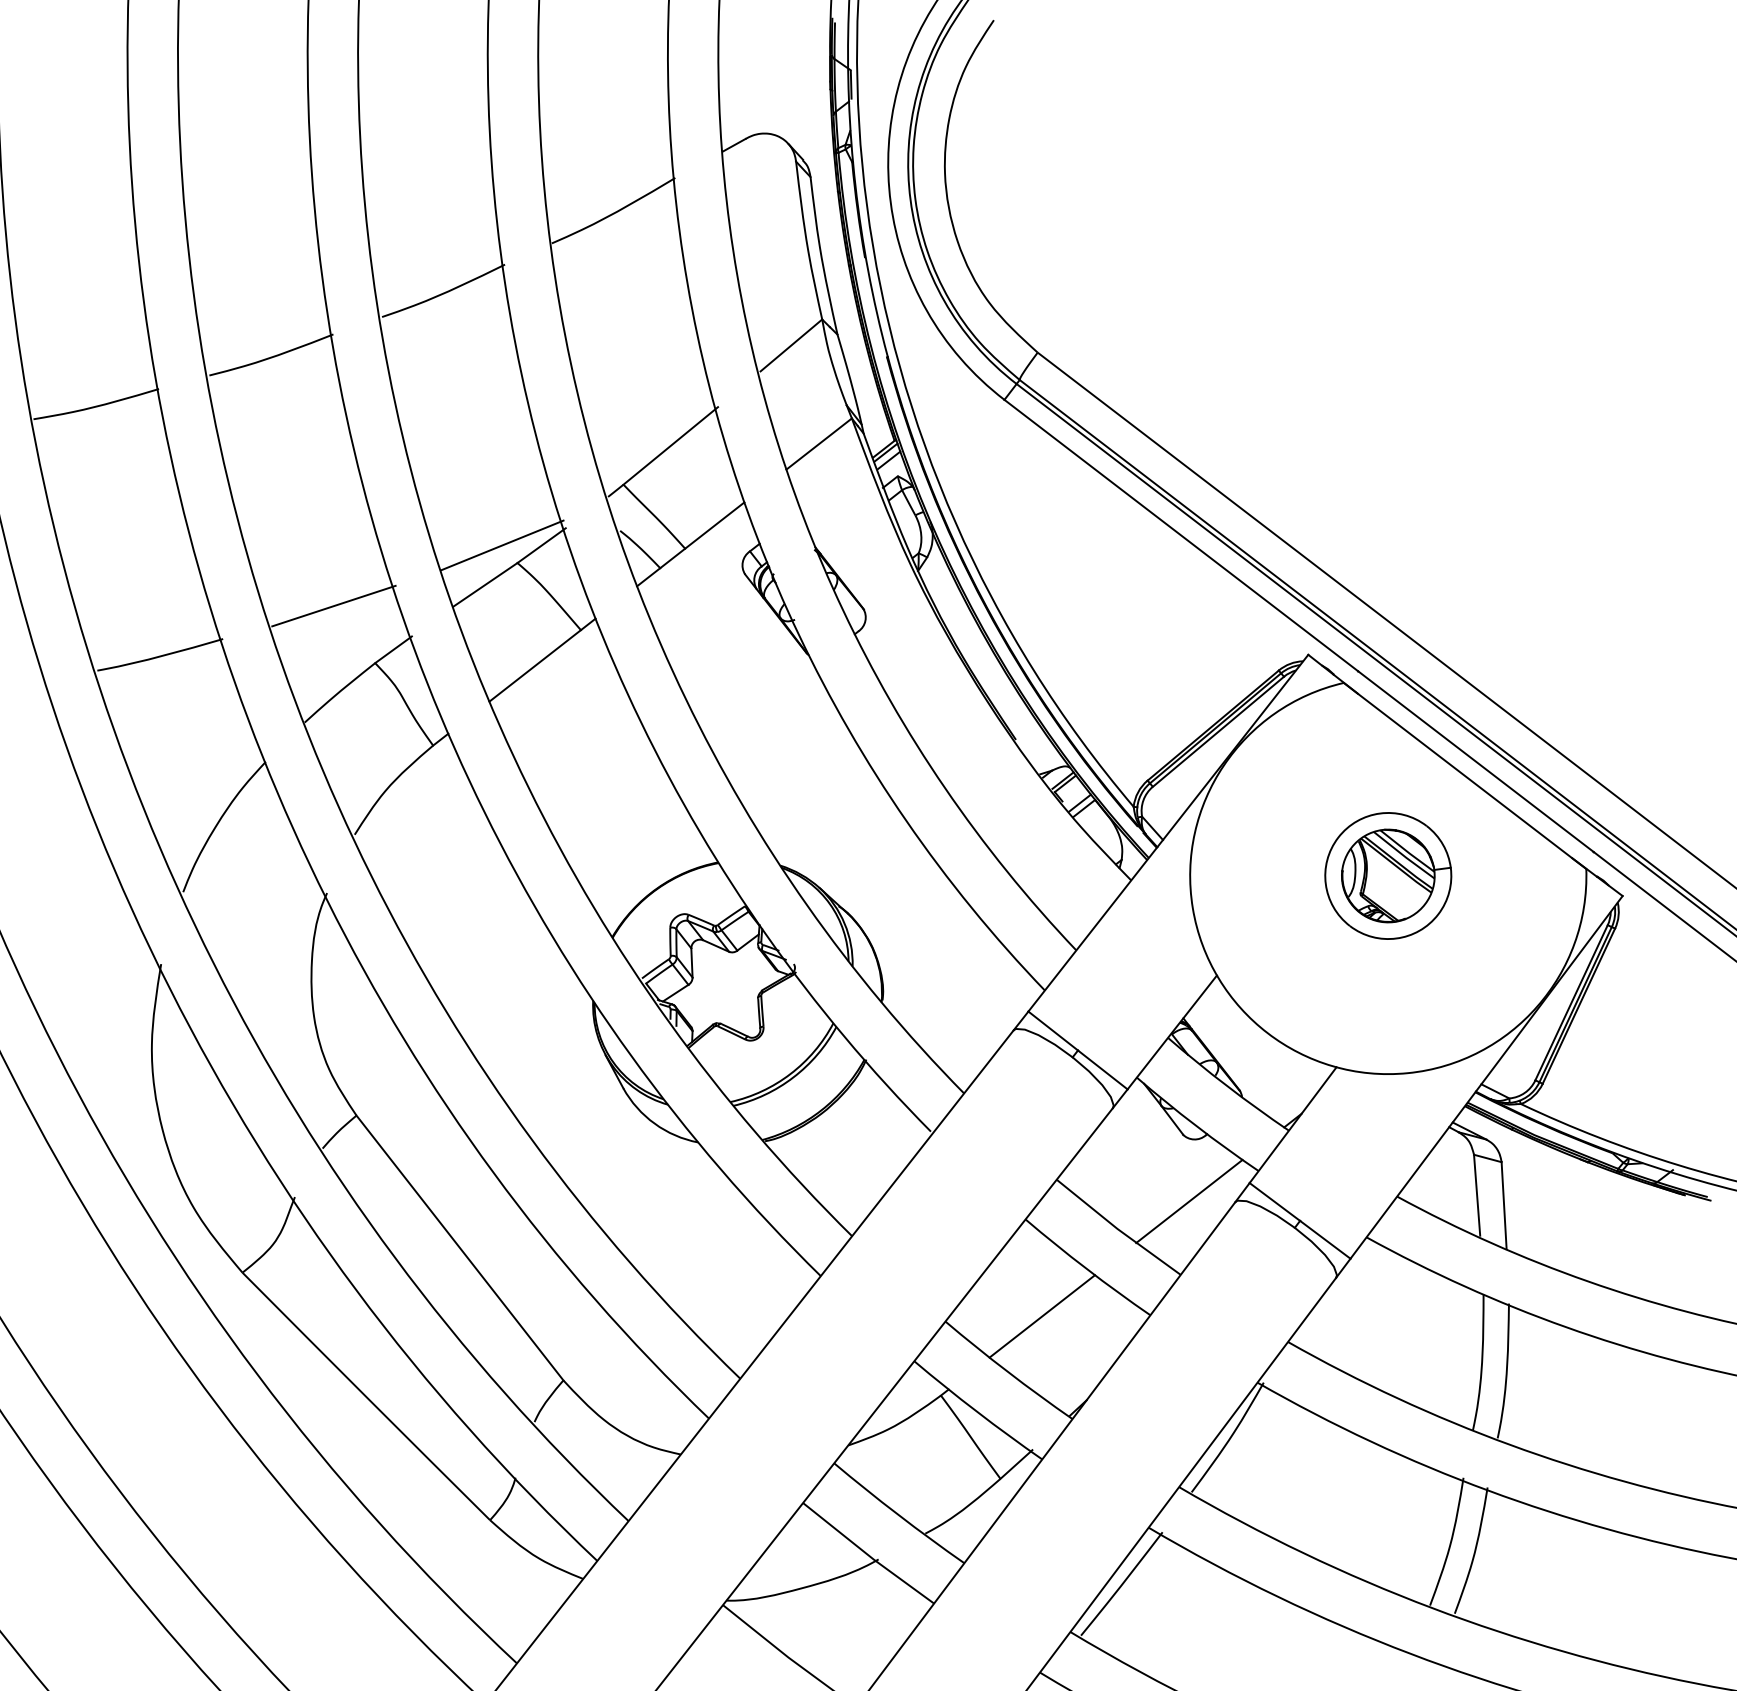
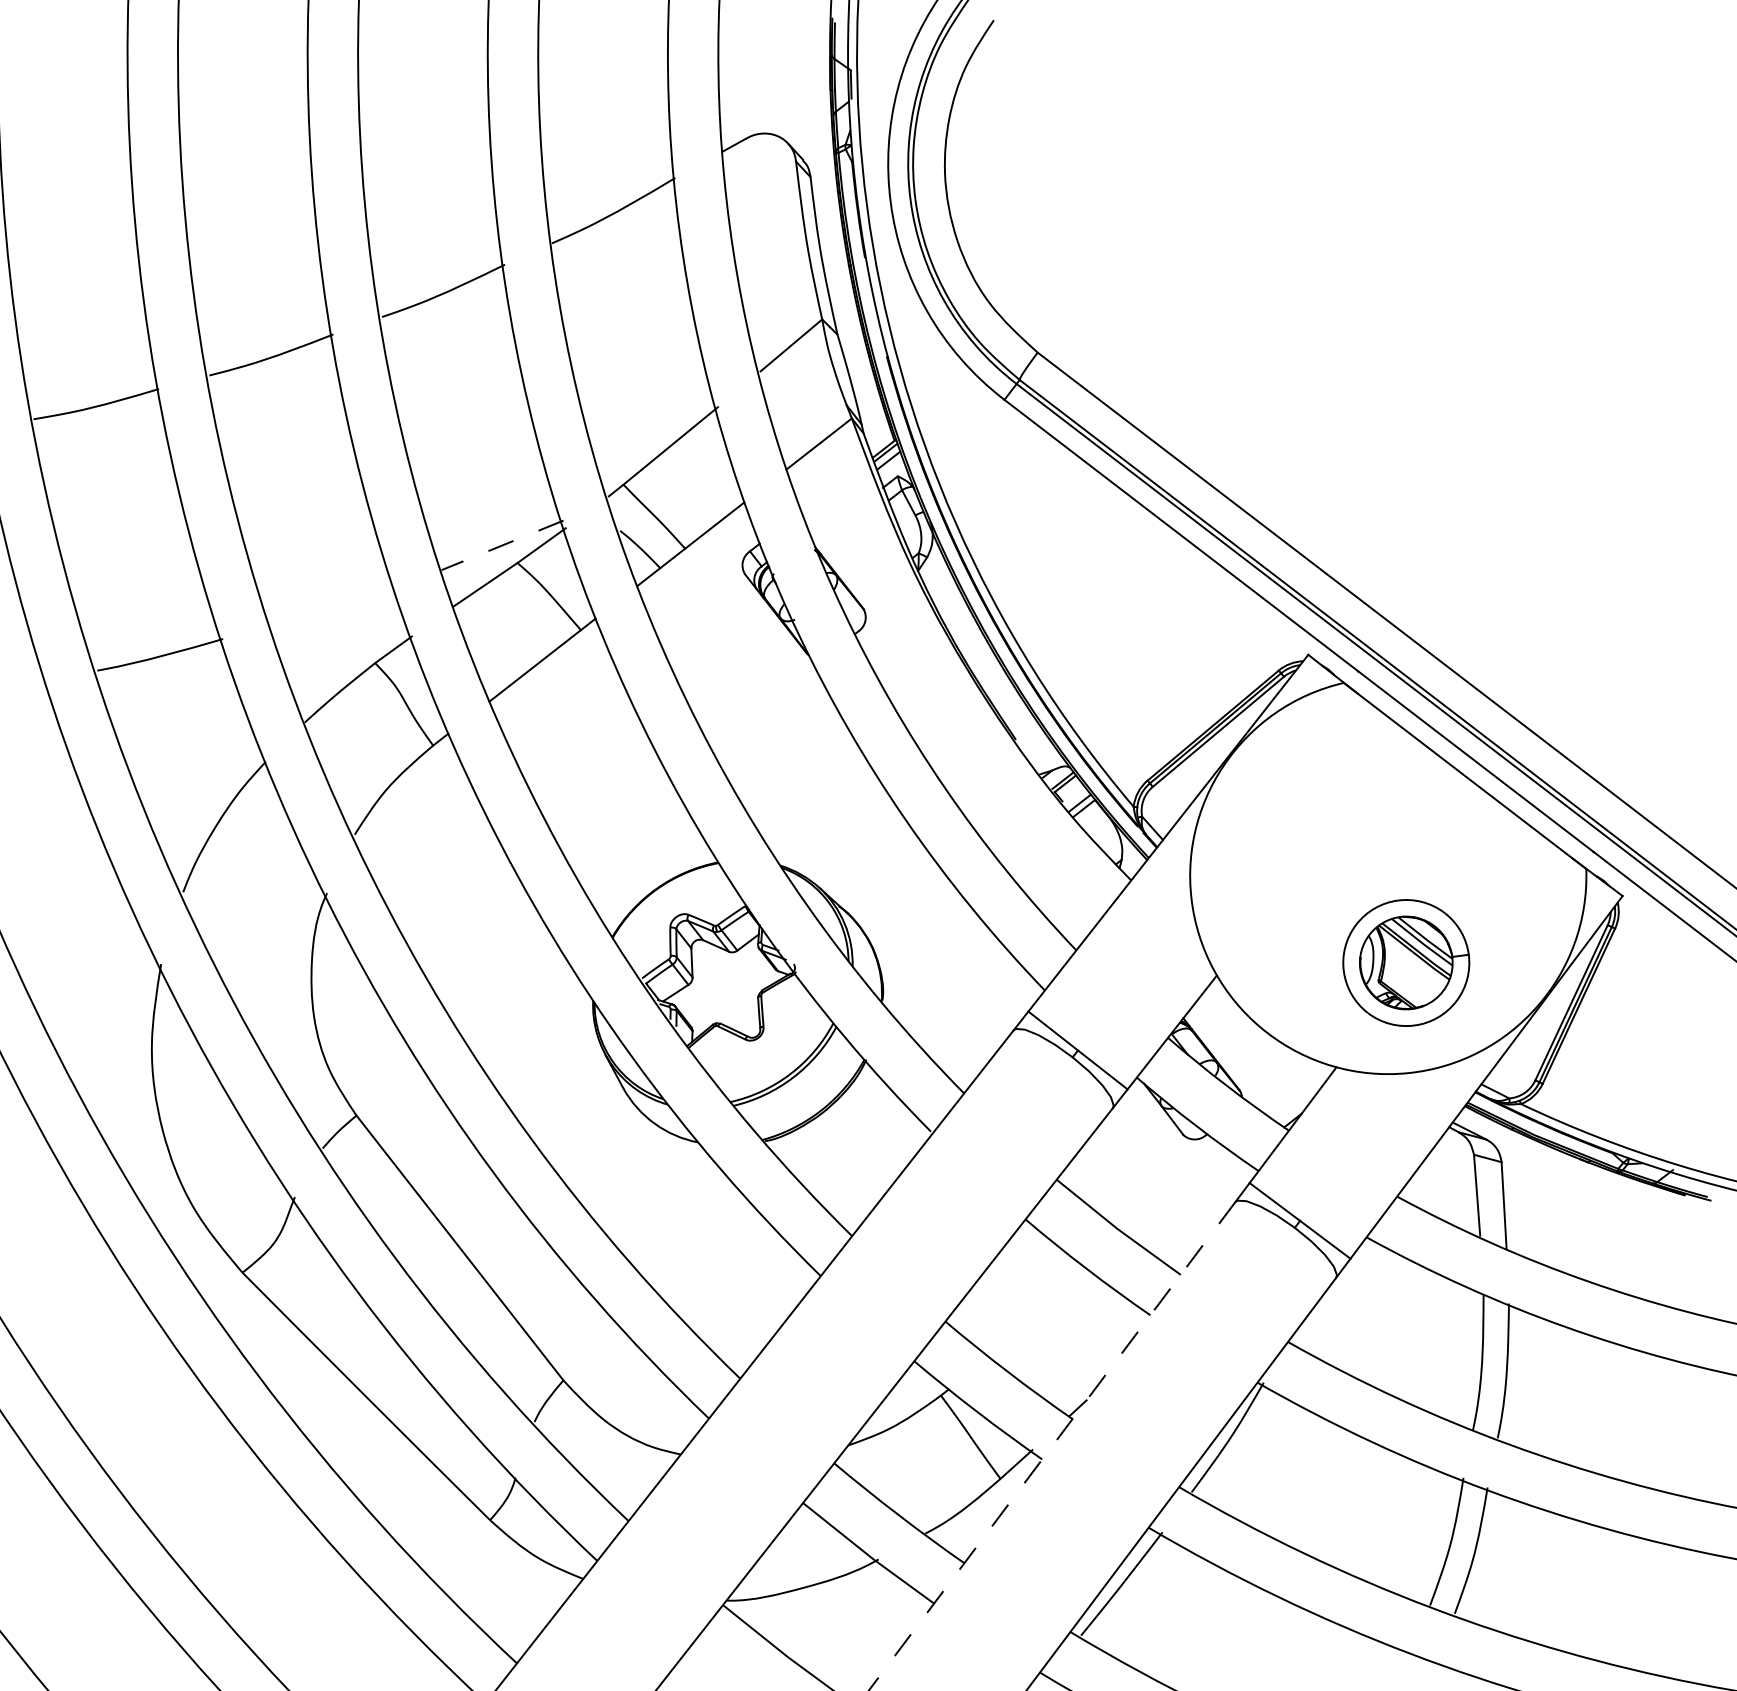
line: solid -> dashed (502, 545)
line: present -> none (333, 605)
part position: (1388, 875) -> (1406, 962) (1406, 962)
line: present -> none (1189, 1201)
line: present -> none (1042, 1316)
line: solid -> dashed (1051, 1446)
